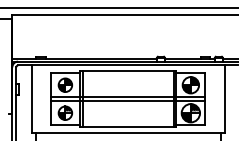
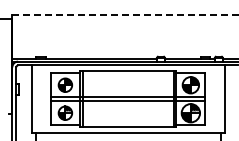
line: present -> none (118, 7)
line: solid -> dashed (125, 15)
